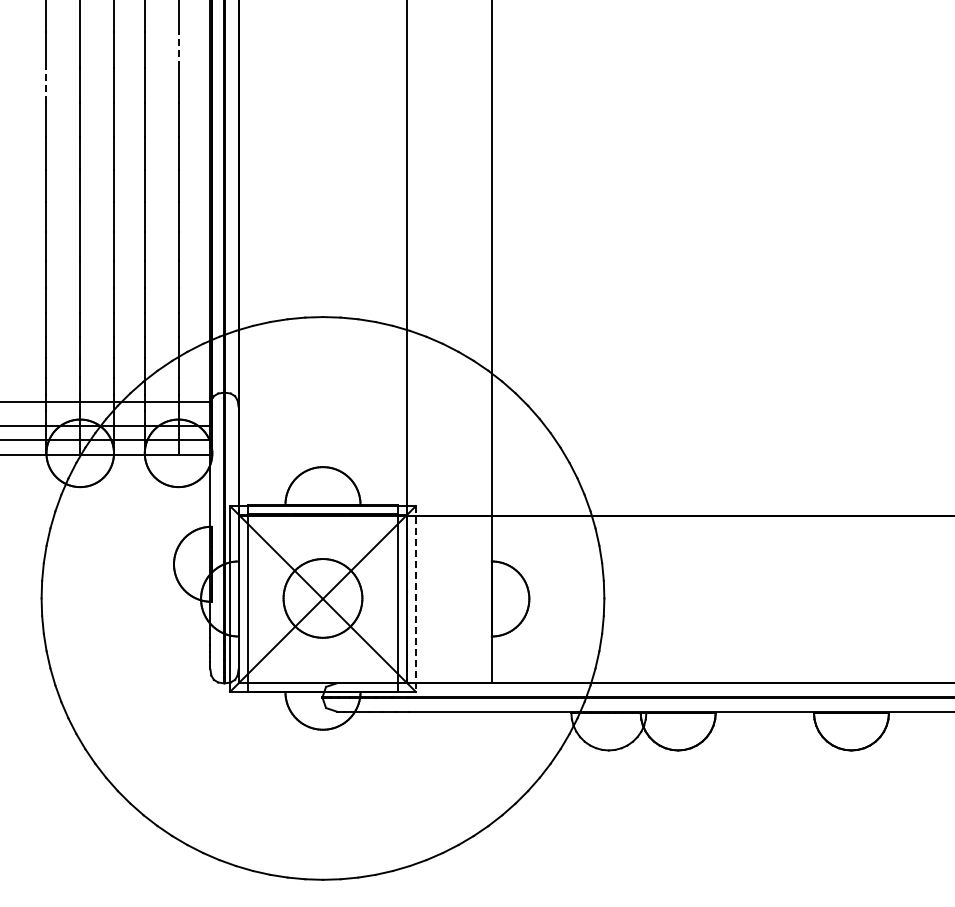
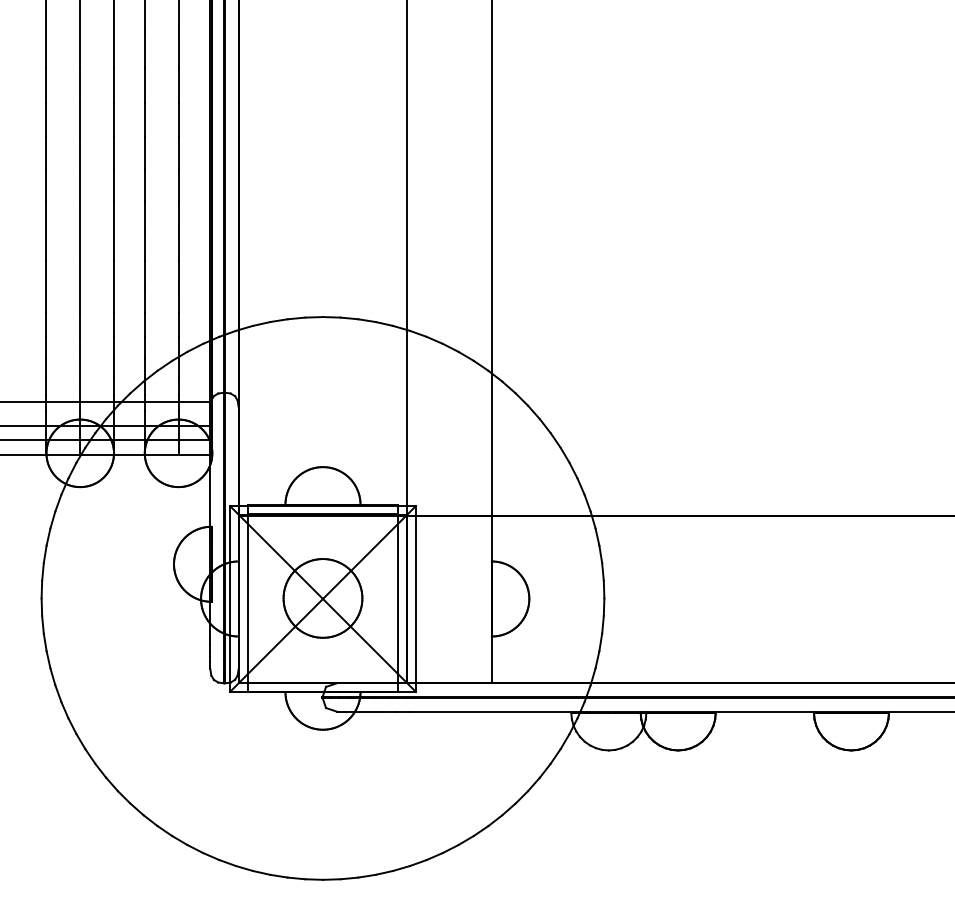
line: dashed -> solid (178, 49)
line: dashed -> solid (46, 85)
line: dashed -> solid (415, 598)
